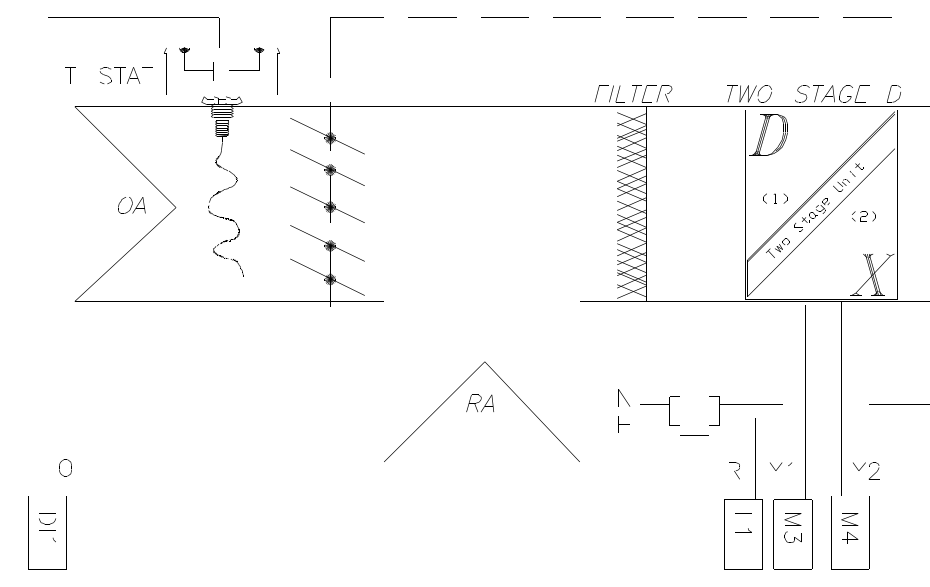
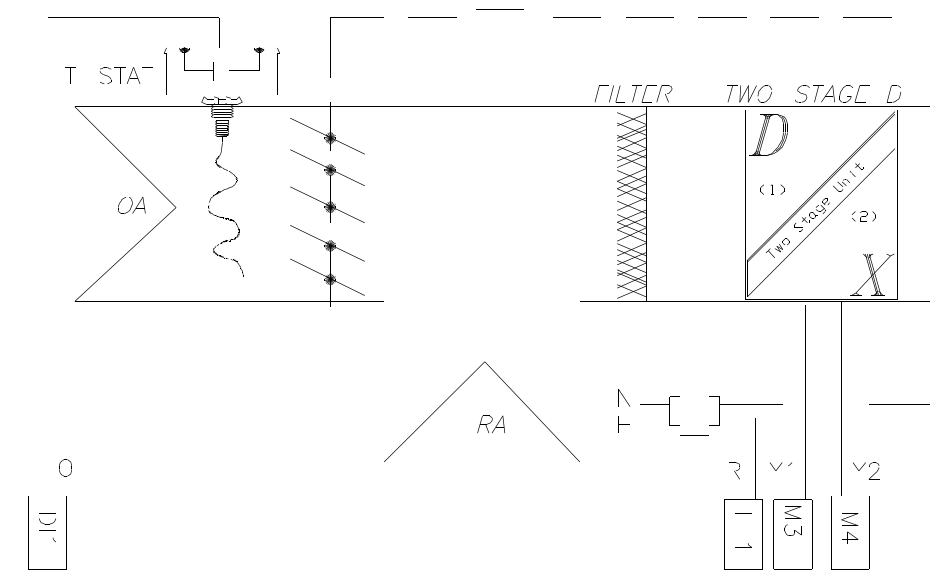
line position: (504, 17) -> (499, 9) (499, 9)
part position: (775, 198) -> (772, 189) (772, 189)
part position: (479, 402) -> (490, 423) (490, 423)
part position: (792, 527) -> (792, 520) (792, 520)
part position: (743, 530) -> (743, 545) (743, 545)
